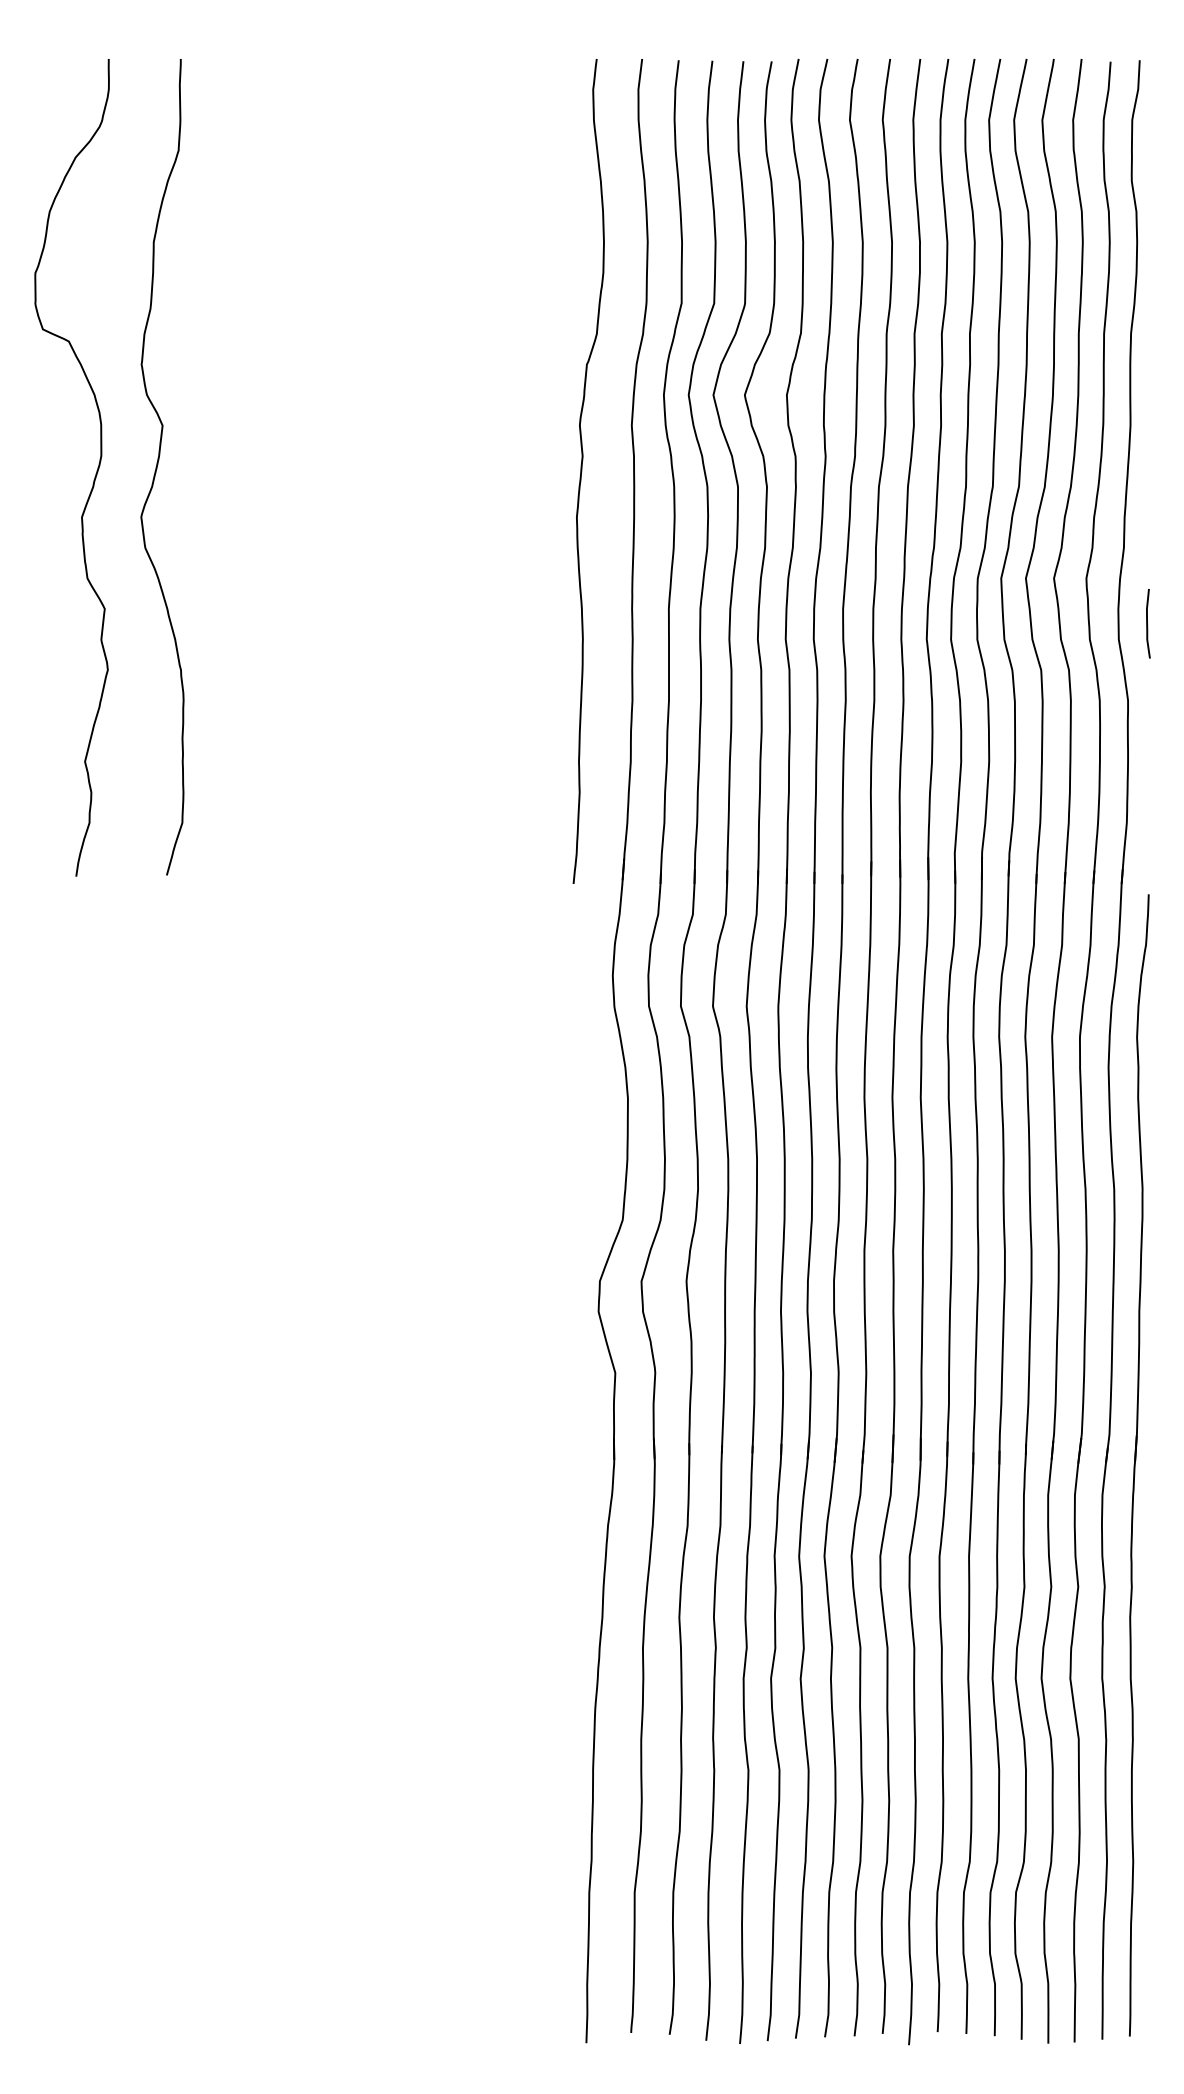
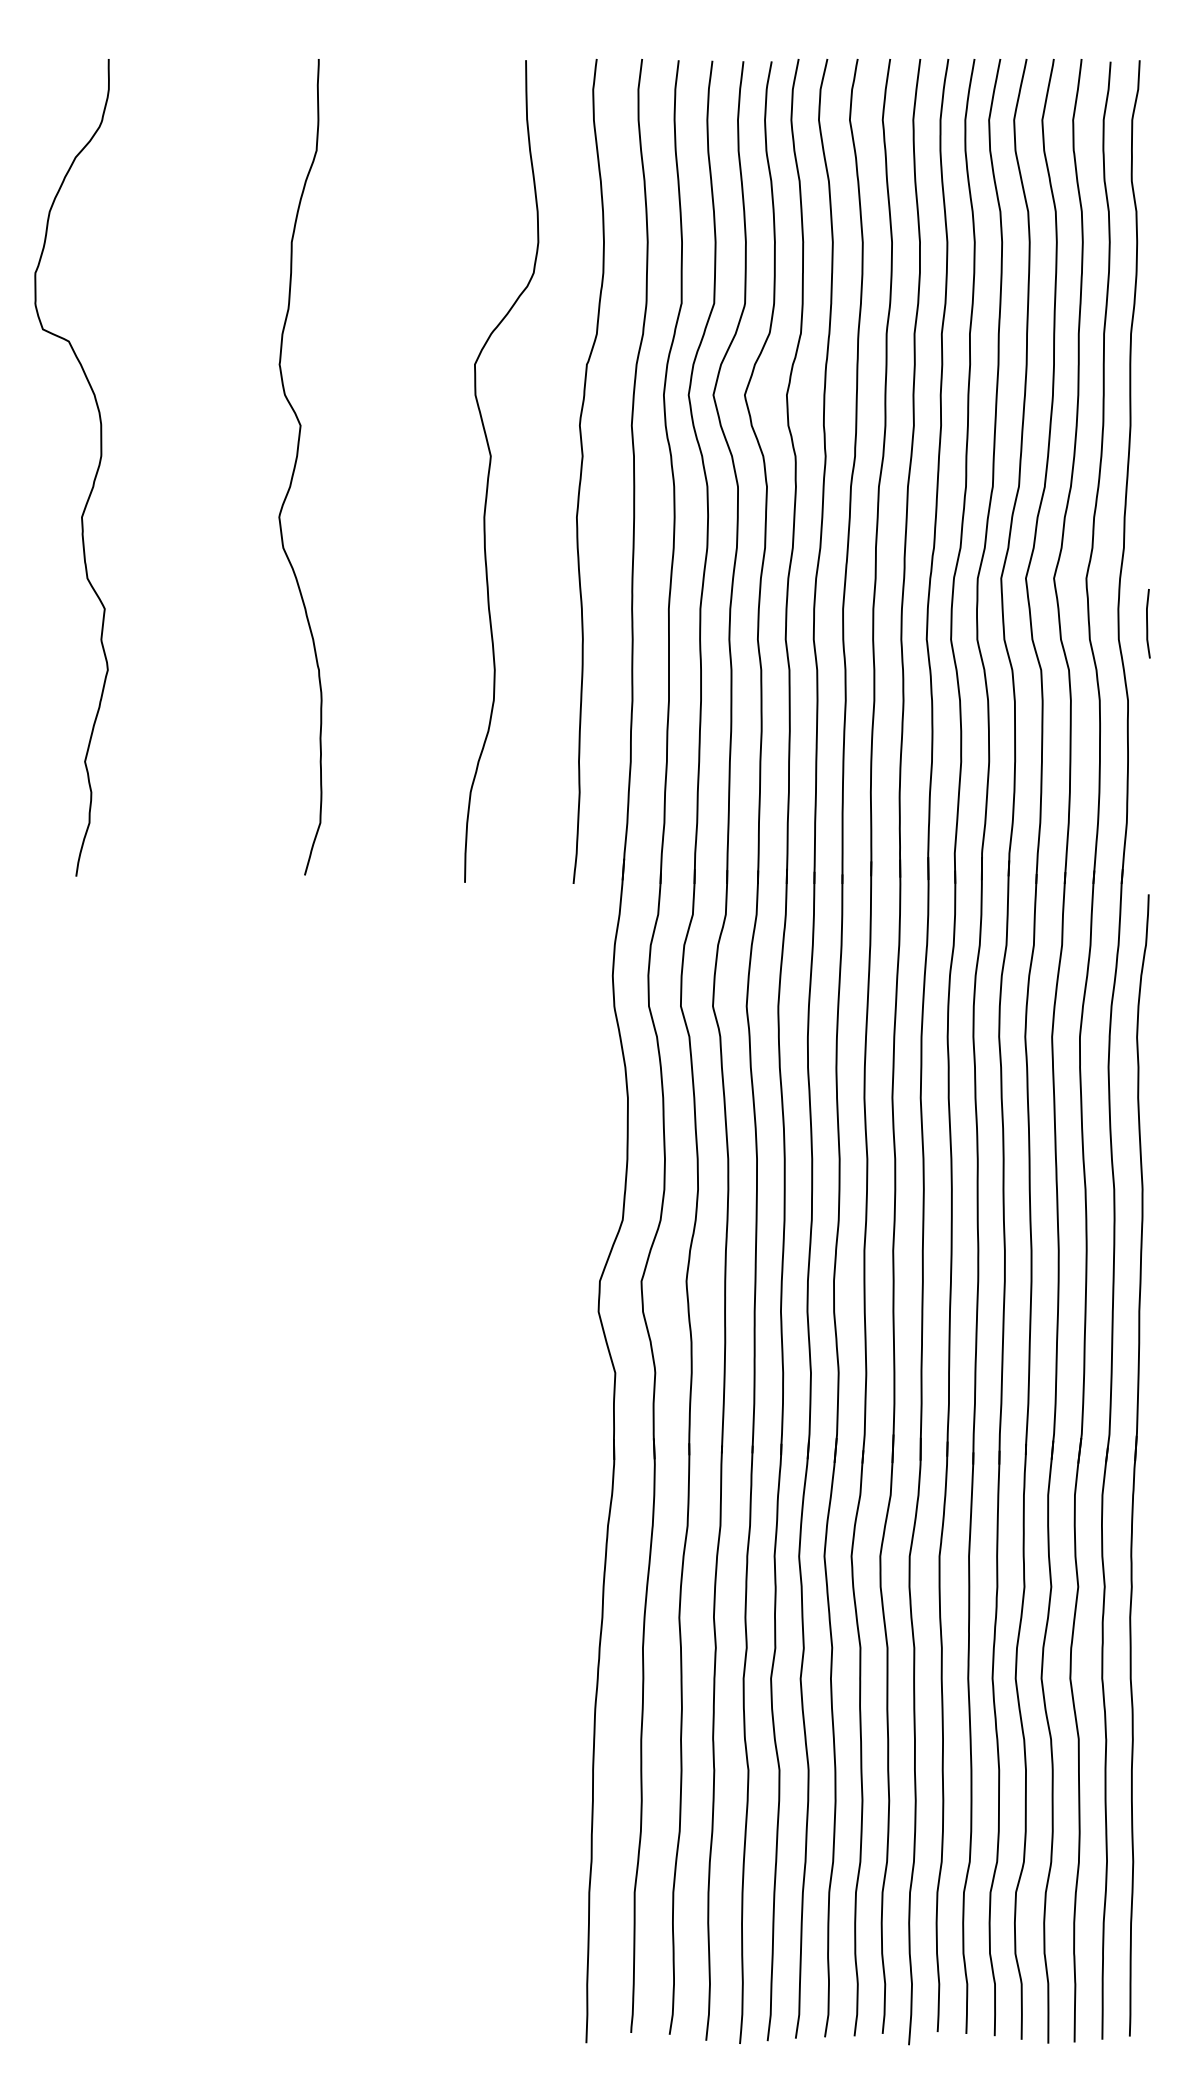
curve position: (158, 464) -> (296, 464) (296, 464)
curve: none -> present (490, 470)
